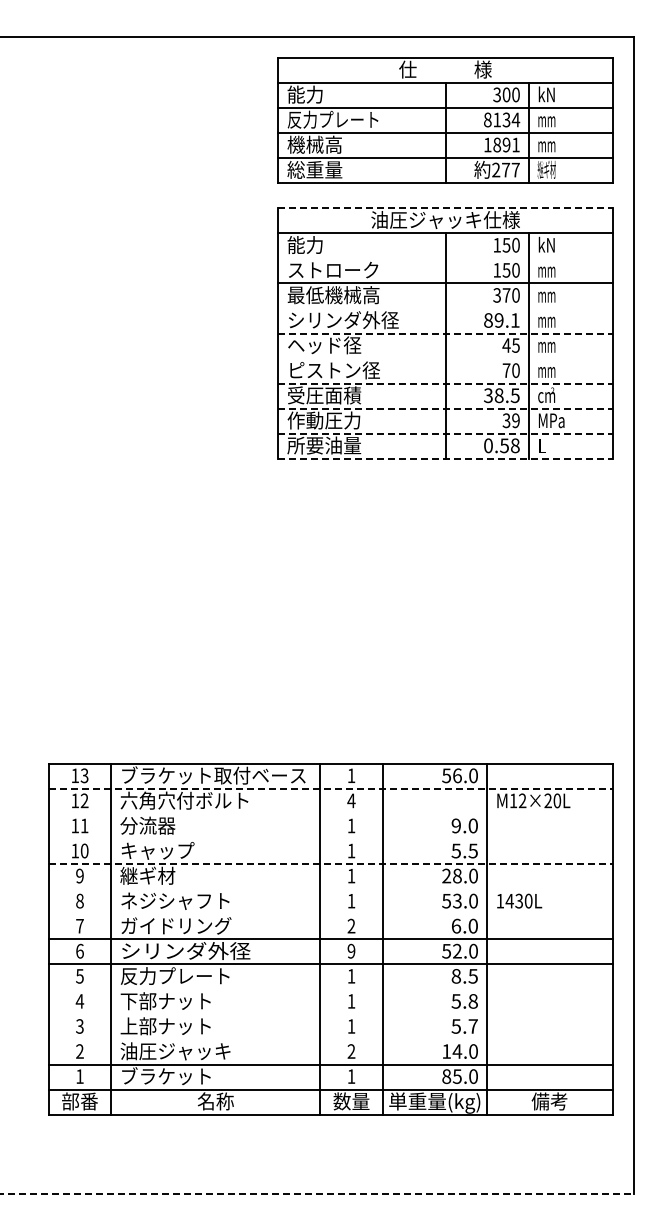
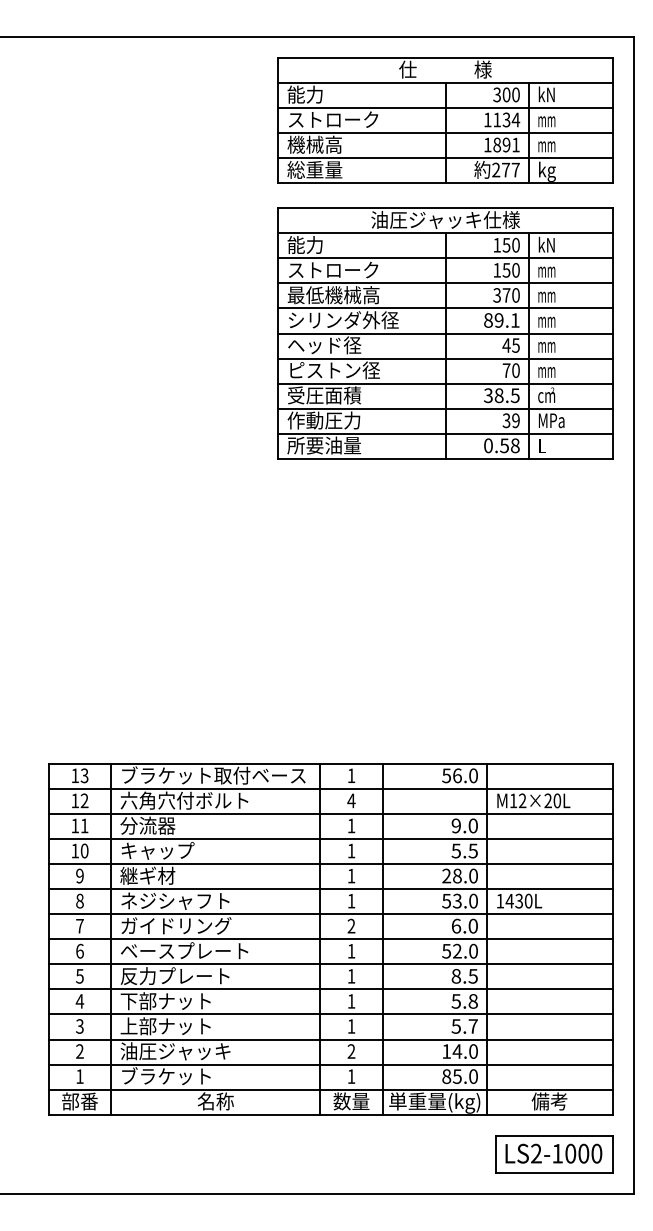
text: 反力プレート -> ストローク (332, 119)
text: 8134 -> 1134 (487, 119)
text: 継ギ材 -> kg (546, 170)
line: dashed -> solid (446, 208)
line: none -> present (445, 258)
line: none -> present (445, 308)
line: dashed -> solid (446, 333)
line: none -> present (445, 358)
line: dashed -> solid (446, 383)
line: dashed -> solid (446, 408)
line: dashed -> solid (446, 433)
line: dashed -> solid (446, 458)
line: dashed -> solid (330, 788)
line: none -> present (330, 813)
line: none -> present (330, 838)
line: dashed -> solid (330, 864)
line: none -> present (330, 889)
line: none -> present (330, 914)
text: シリンダ外径 -> ベースプレート (185, 950)
text: 9 -> 1 (351, 950)
line: none -> present (330, 989)
line: none -> present (330, 1014)
line: none -> present (330, 1039)
part: none -> present (554, 1154)
line: dashed -> solid (317, 1194)
